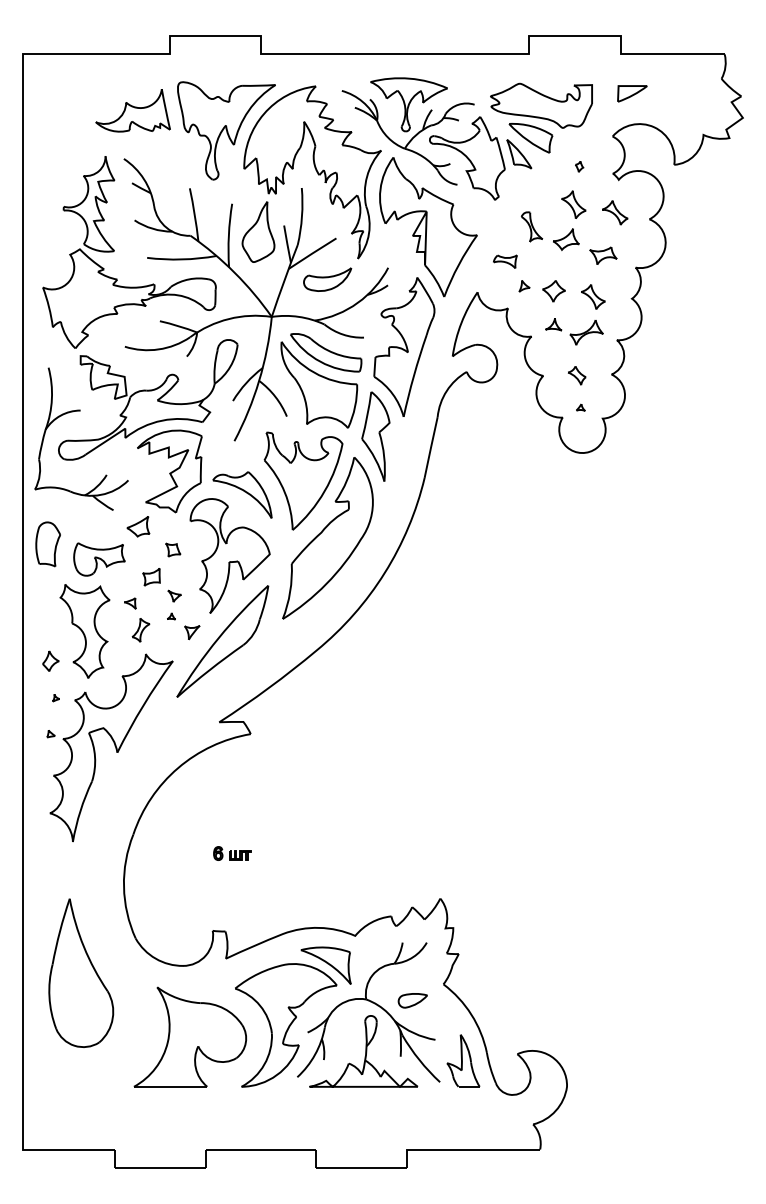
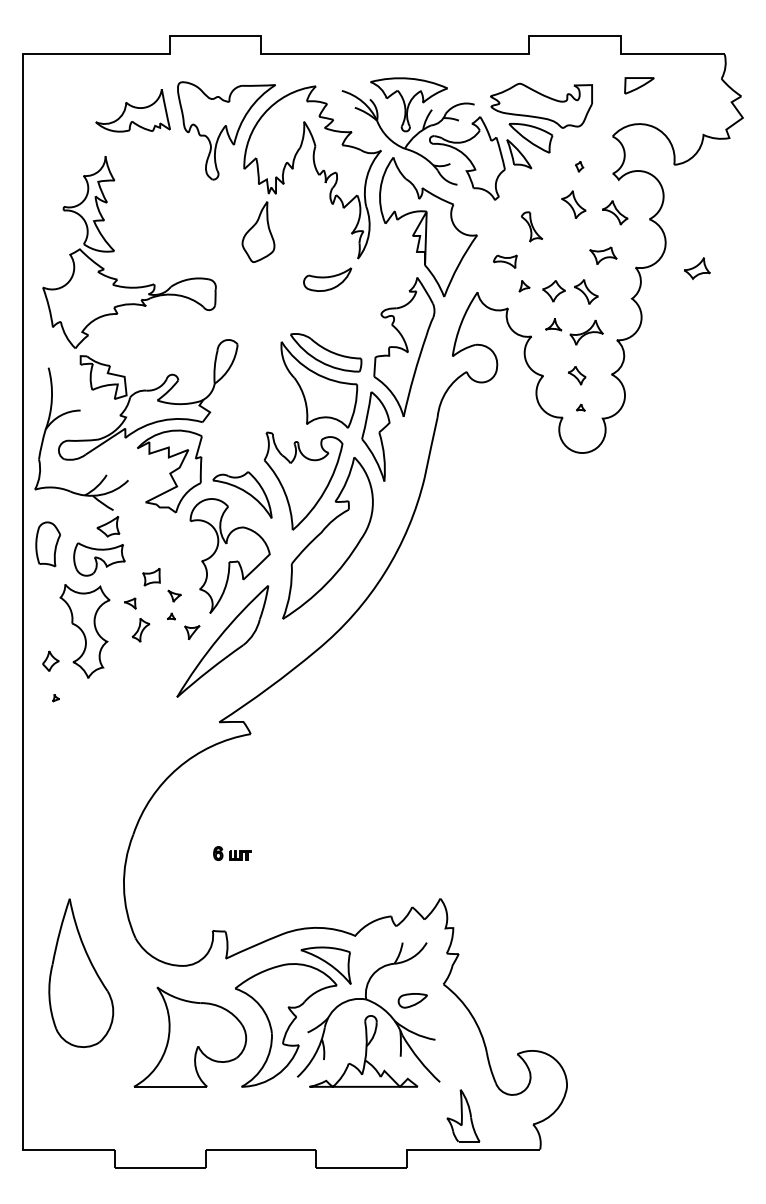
part position: (632, 93) -> (639, 85) (639, 85)
part position: (566, 239) -> (697, 268) (697, 268)
part position: (593, 296) -> (586, 291) (586, 291)
part: present -> none (255, 299)
part position: (138, 526) -> (108, 526) (108, 526)
part: present -> none (173, 549)
part: present -> none (109, 747)
part position: (463, 1060) -> (463, 1115) (463, 1115)
